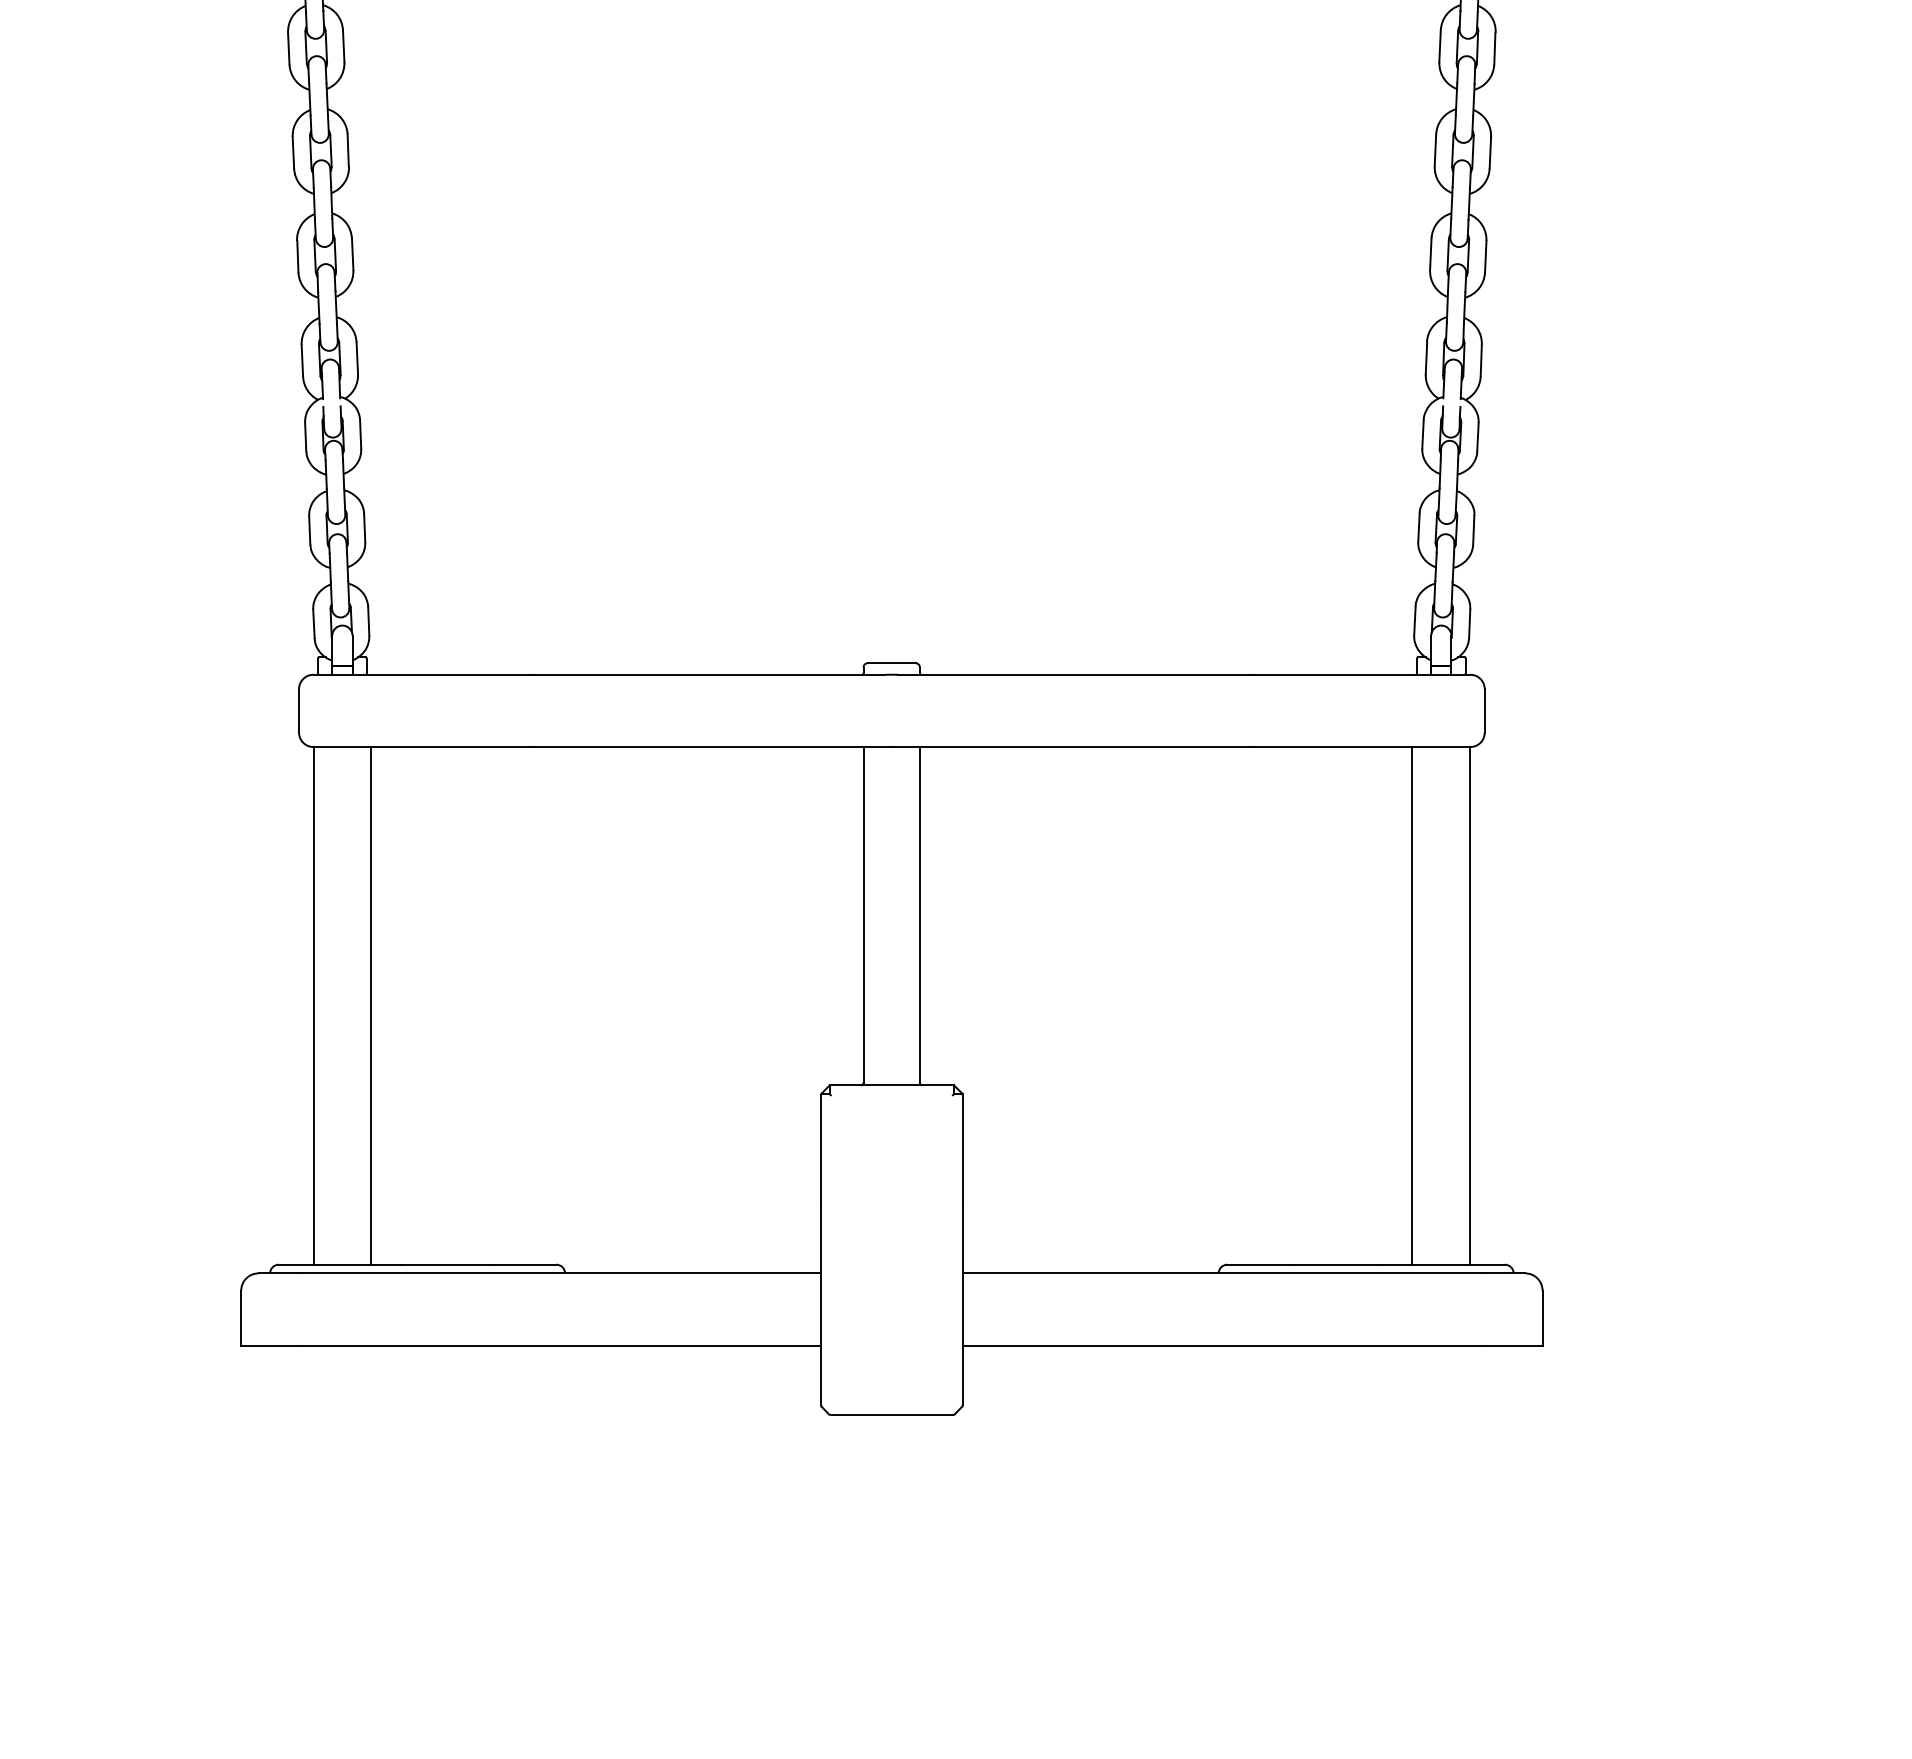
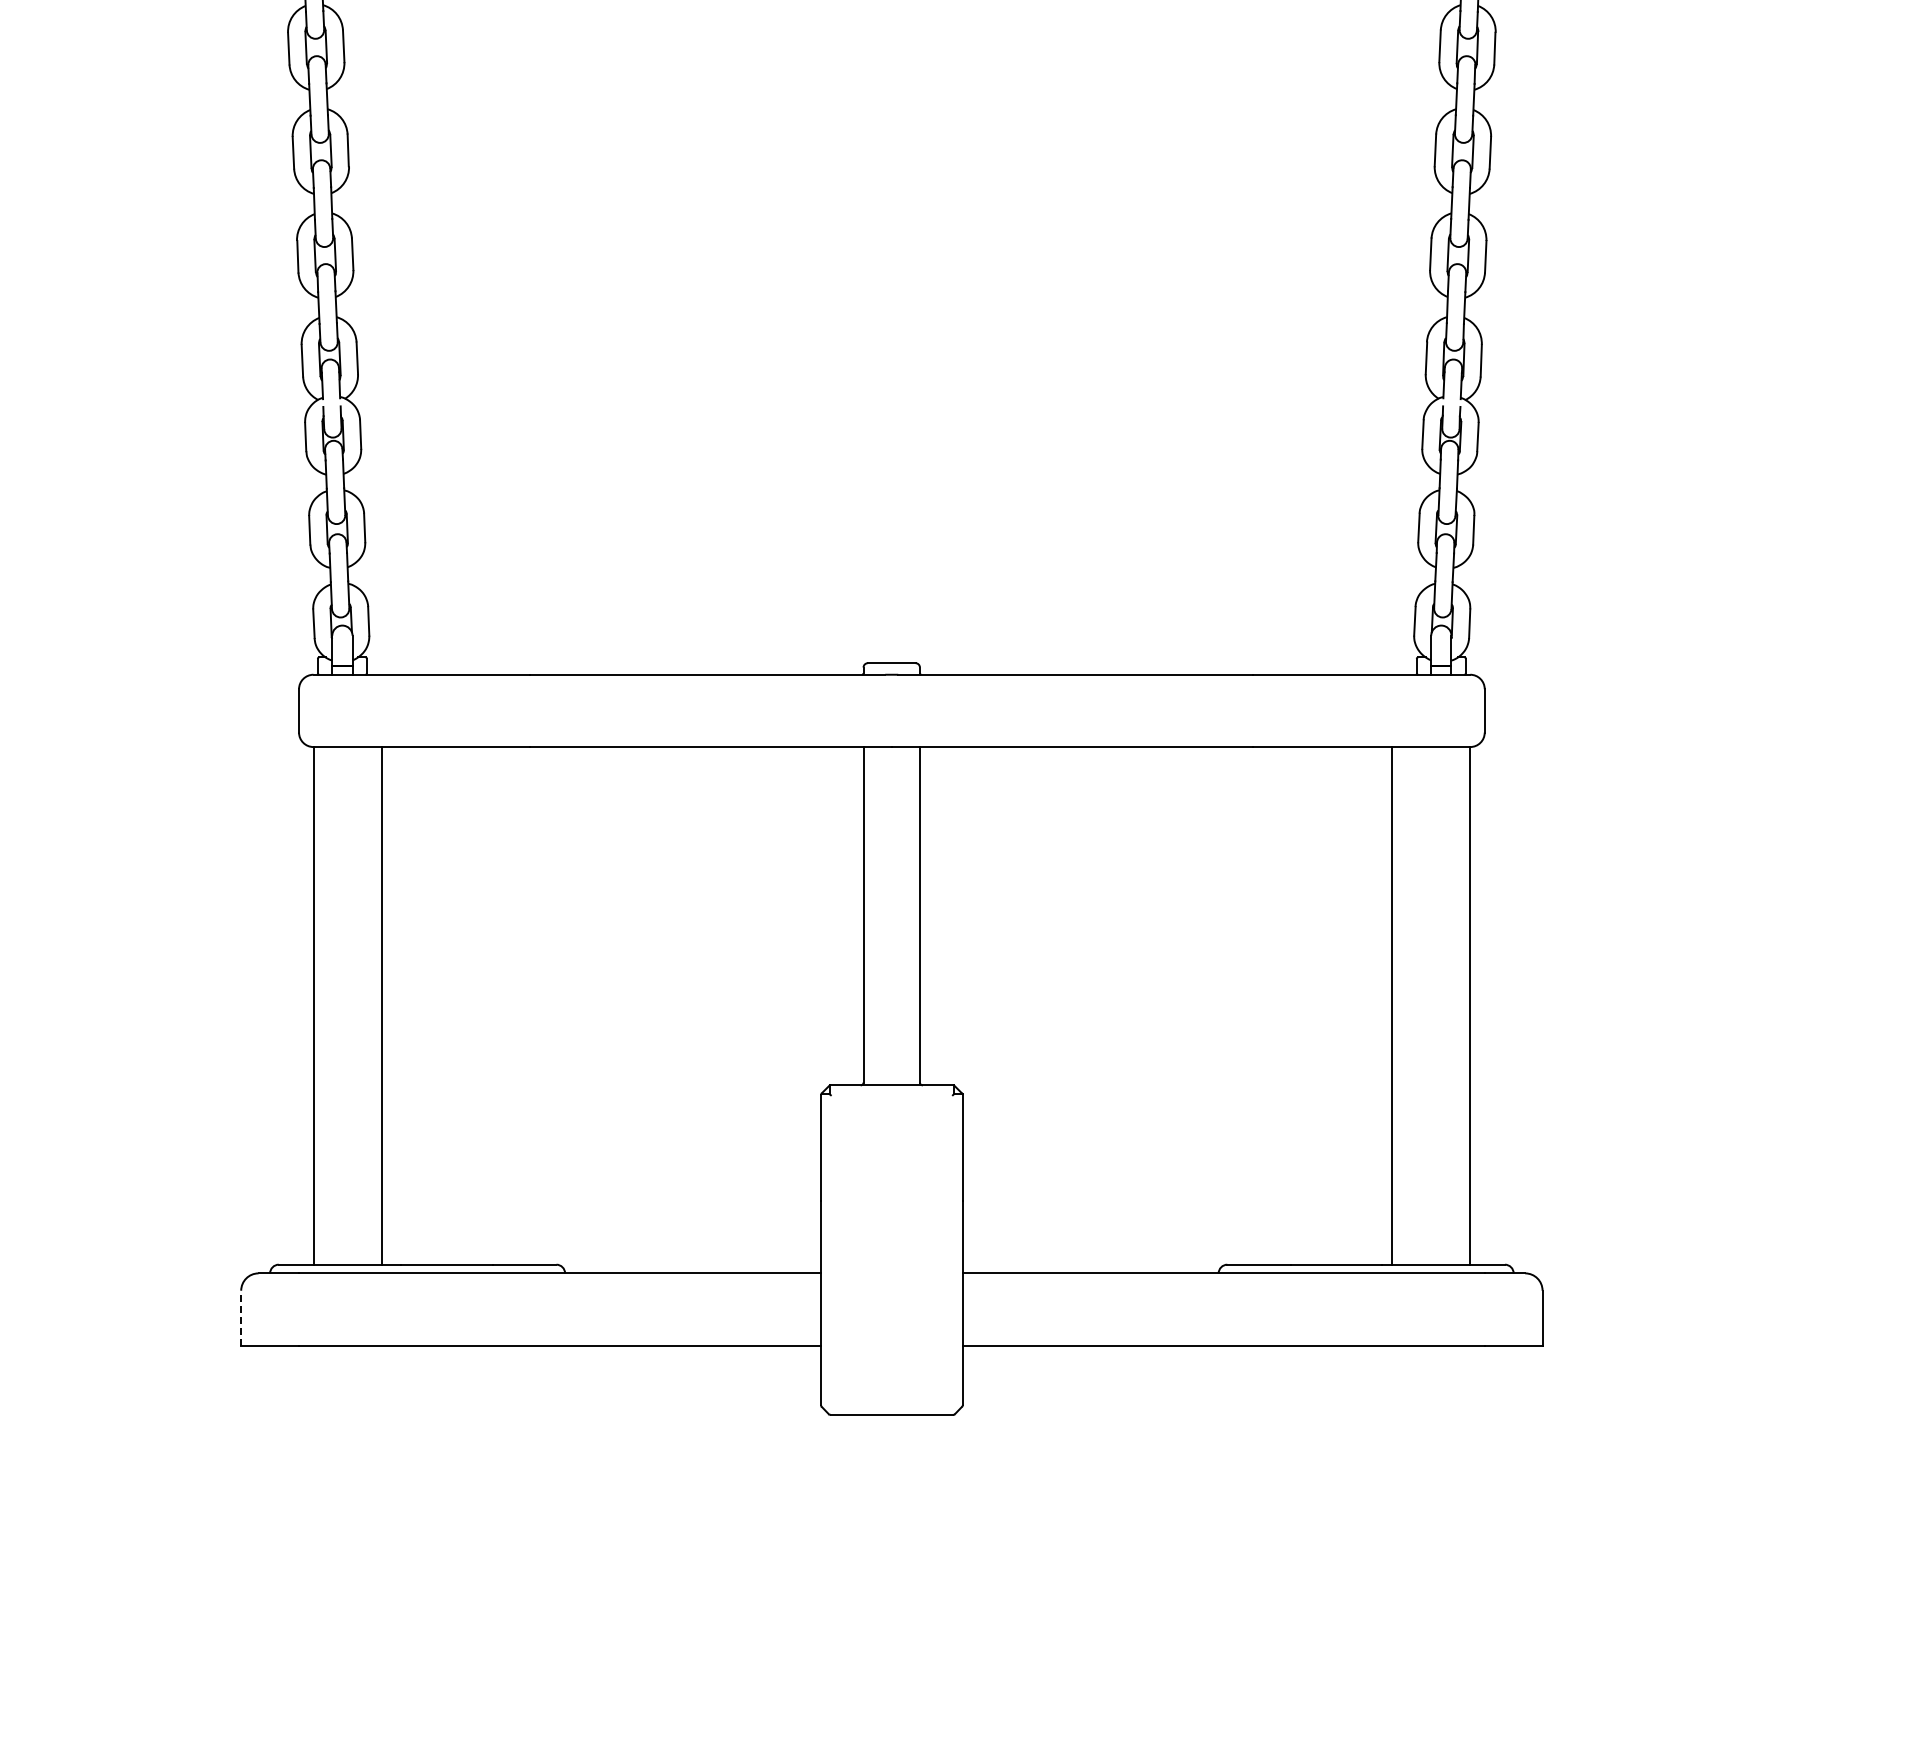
line position: (371, 1005) -> (382, 1005) (382, 1005)
line position: (1412, 1005) -> (1392, 1005) (1392, 1005)
line: solid -> dashed (241, 1317)
